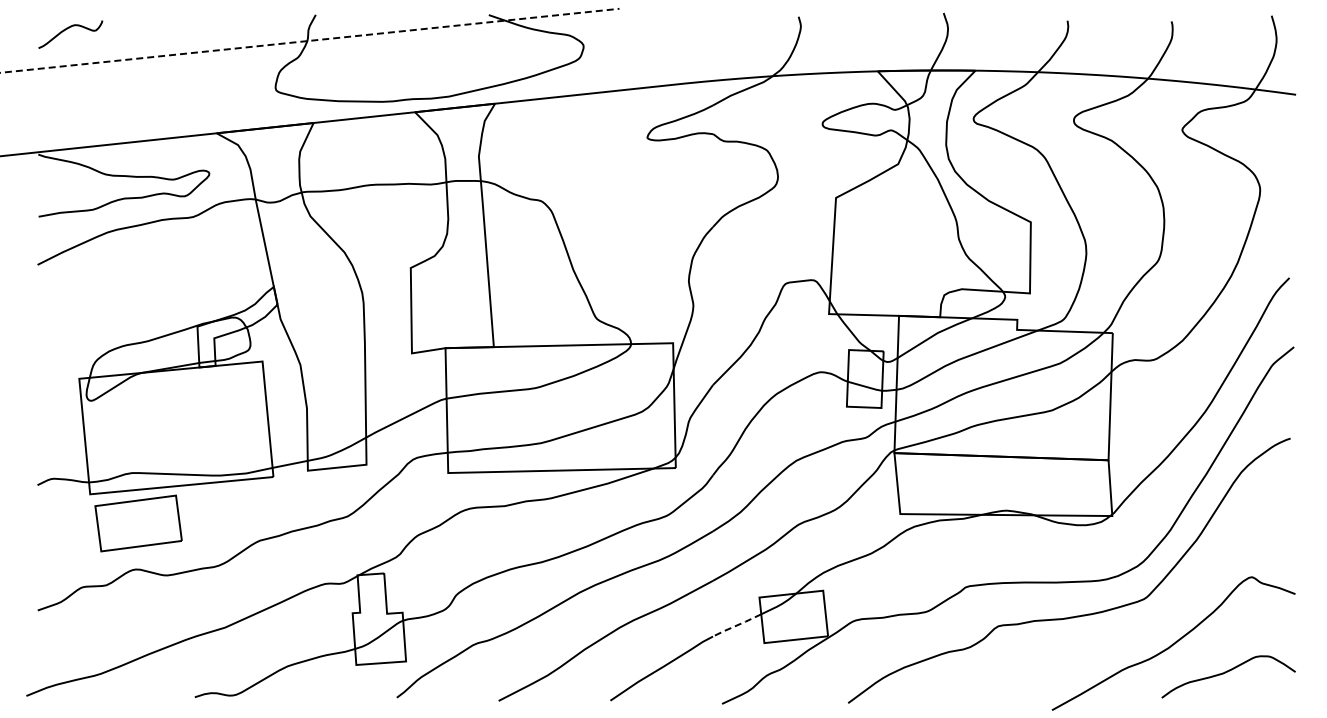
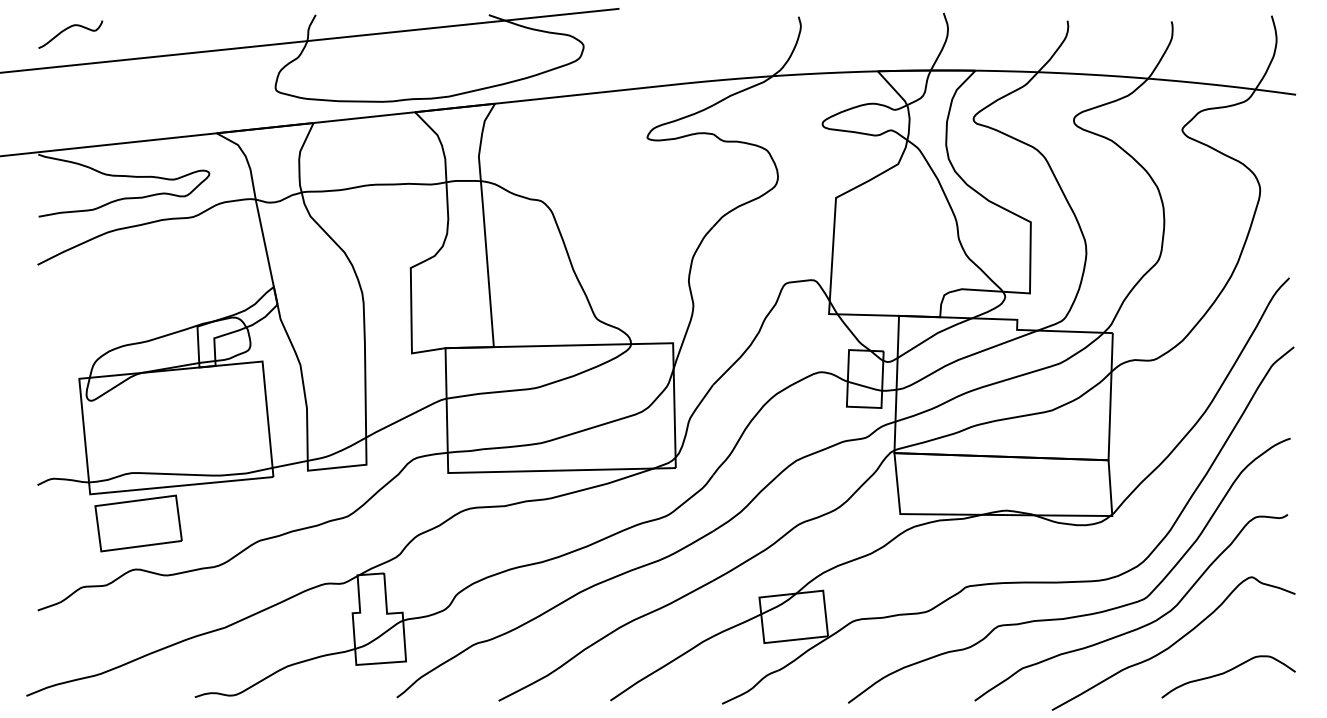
line: dashed -> solid (310, 40)
line: dashed -> solid (736, 625)
curve: none -> present (1140, 626)
